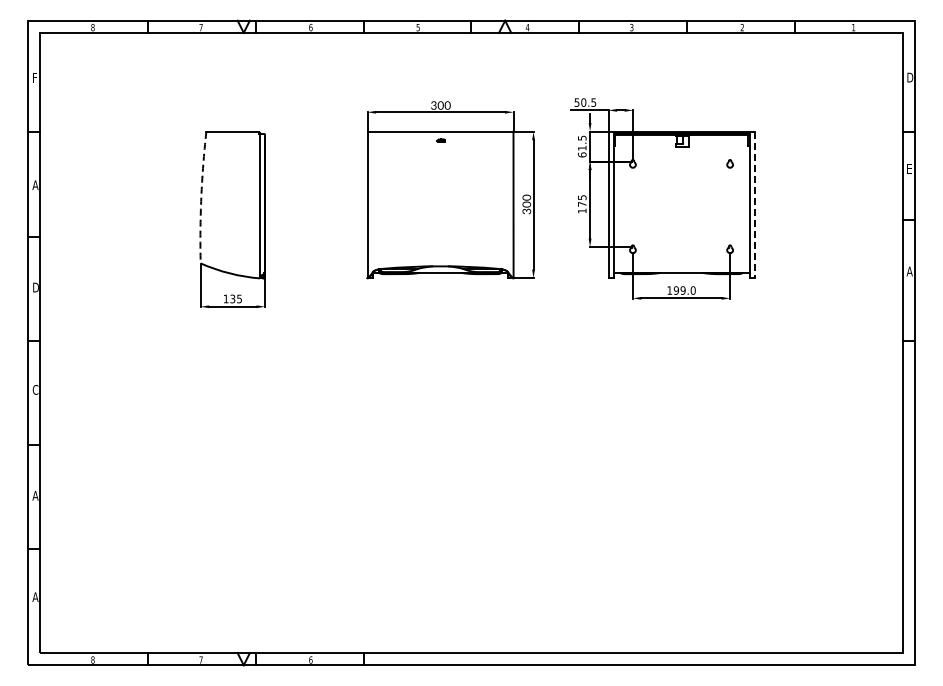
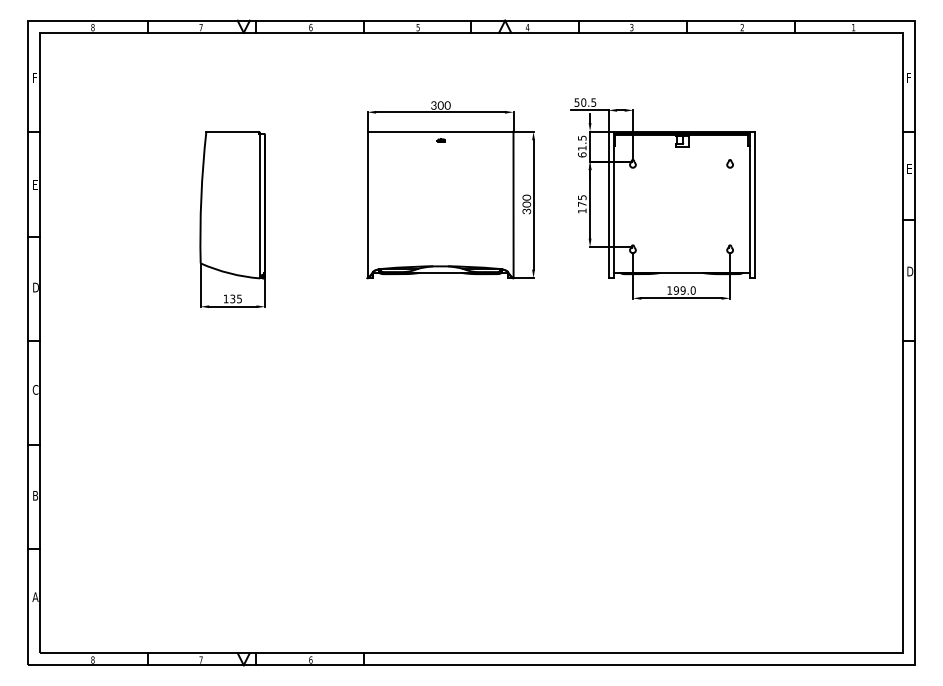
text: D -> F (910, 77)
text: A -> E (35, 184)
arc: dashed -> solid (201, 197)
line: dashed -> solid (754, 205)
text: A -> D (909, 271)
text: A -> B (35, 495)
